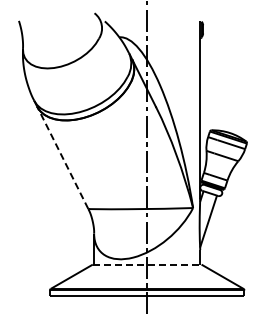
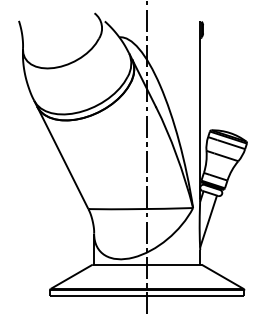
line: dashed -> solid (62, 157)
line: dashed -> solid (147, 264)
